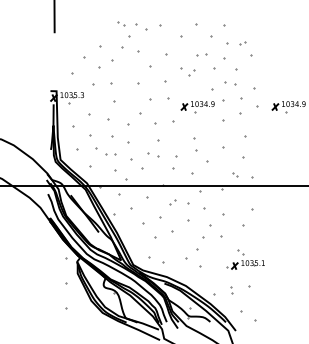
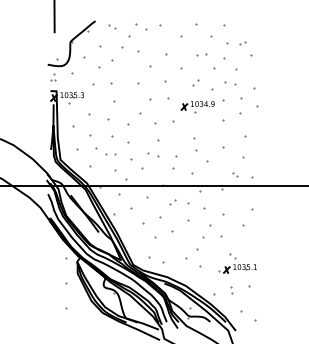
part position: (121, 23) -> (112, 26) (112, 26)
part: none -> present (71, 50)
part position: (191, 72) -> (195, 82) (195, 82)
part: present -> none (288, 107)
part position: (245, 259) -> (237, 263) (237, 263)
